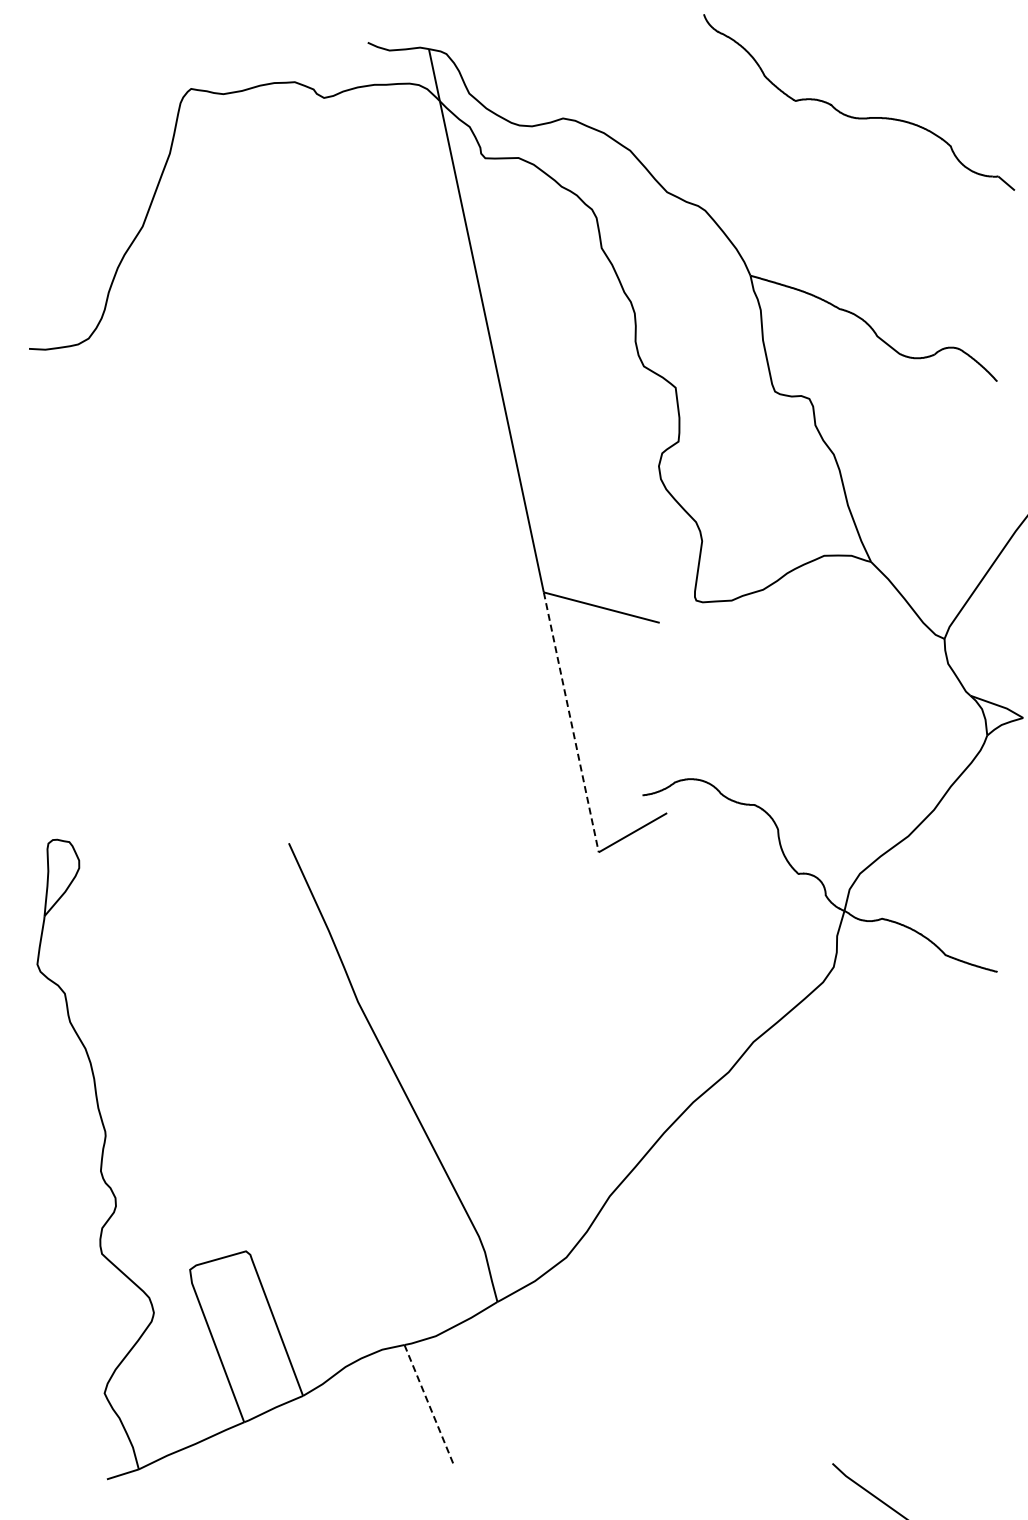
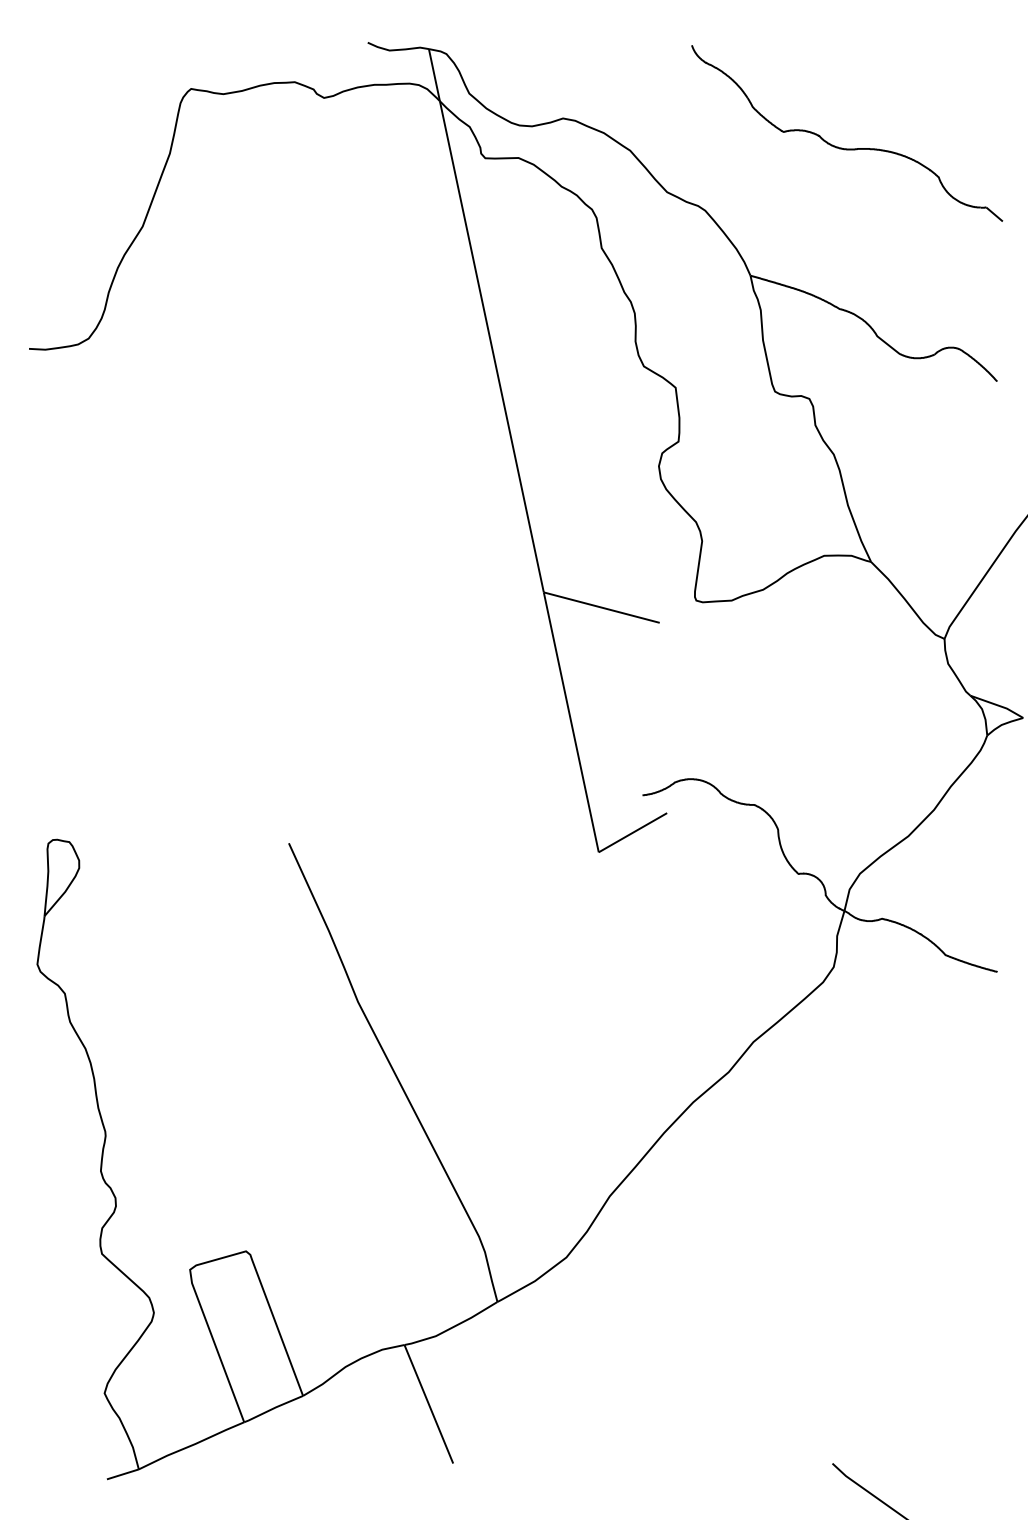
part position: (854, 116) -> (842, 147) (842, 147)
line: dashed -> solid (571, 722)
line: dashed -> solid (429, 1404)
